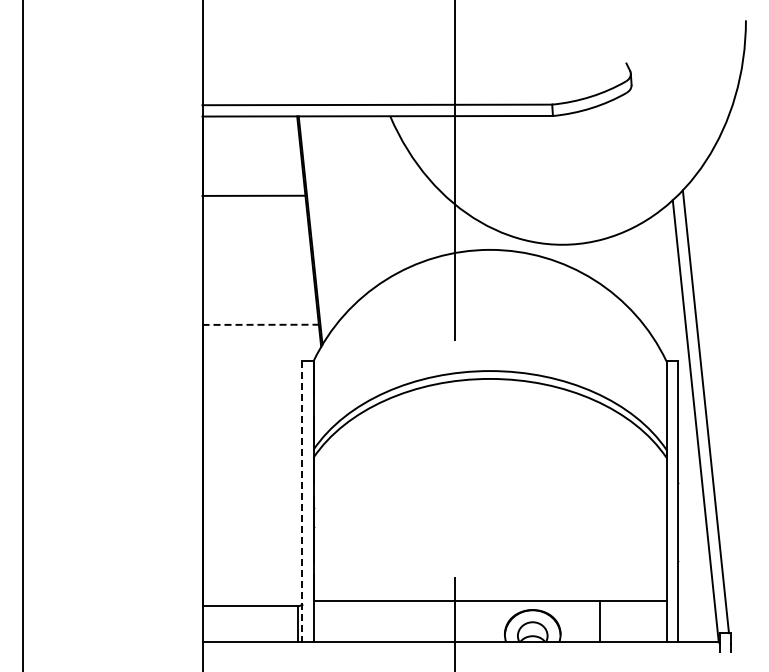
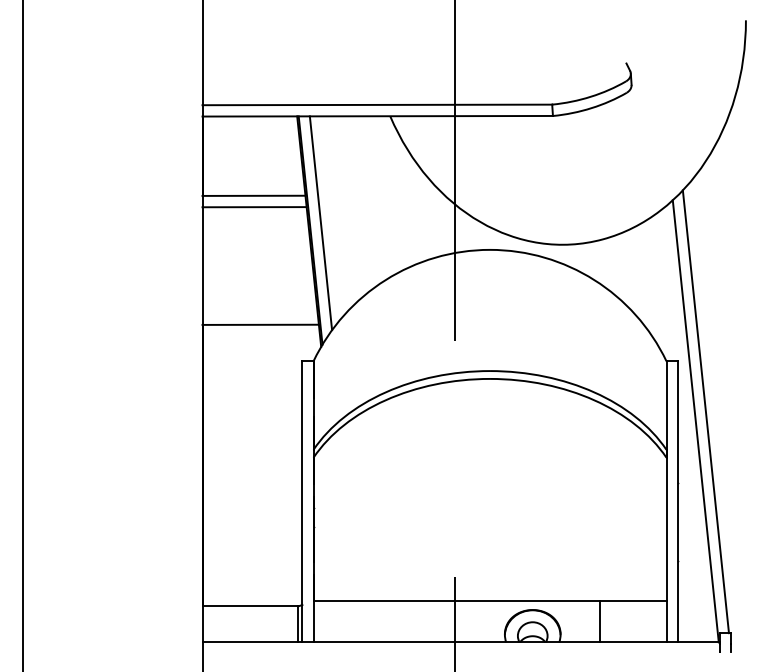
line: none -> present (254, 207)
line: none -> present (320, 223)
line: dashed -> solid (261, 324)
line: dashed -> solid (302, 501)
